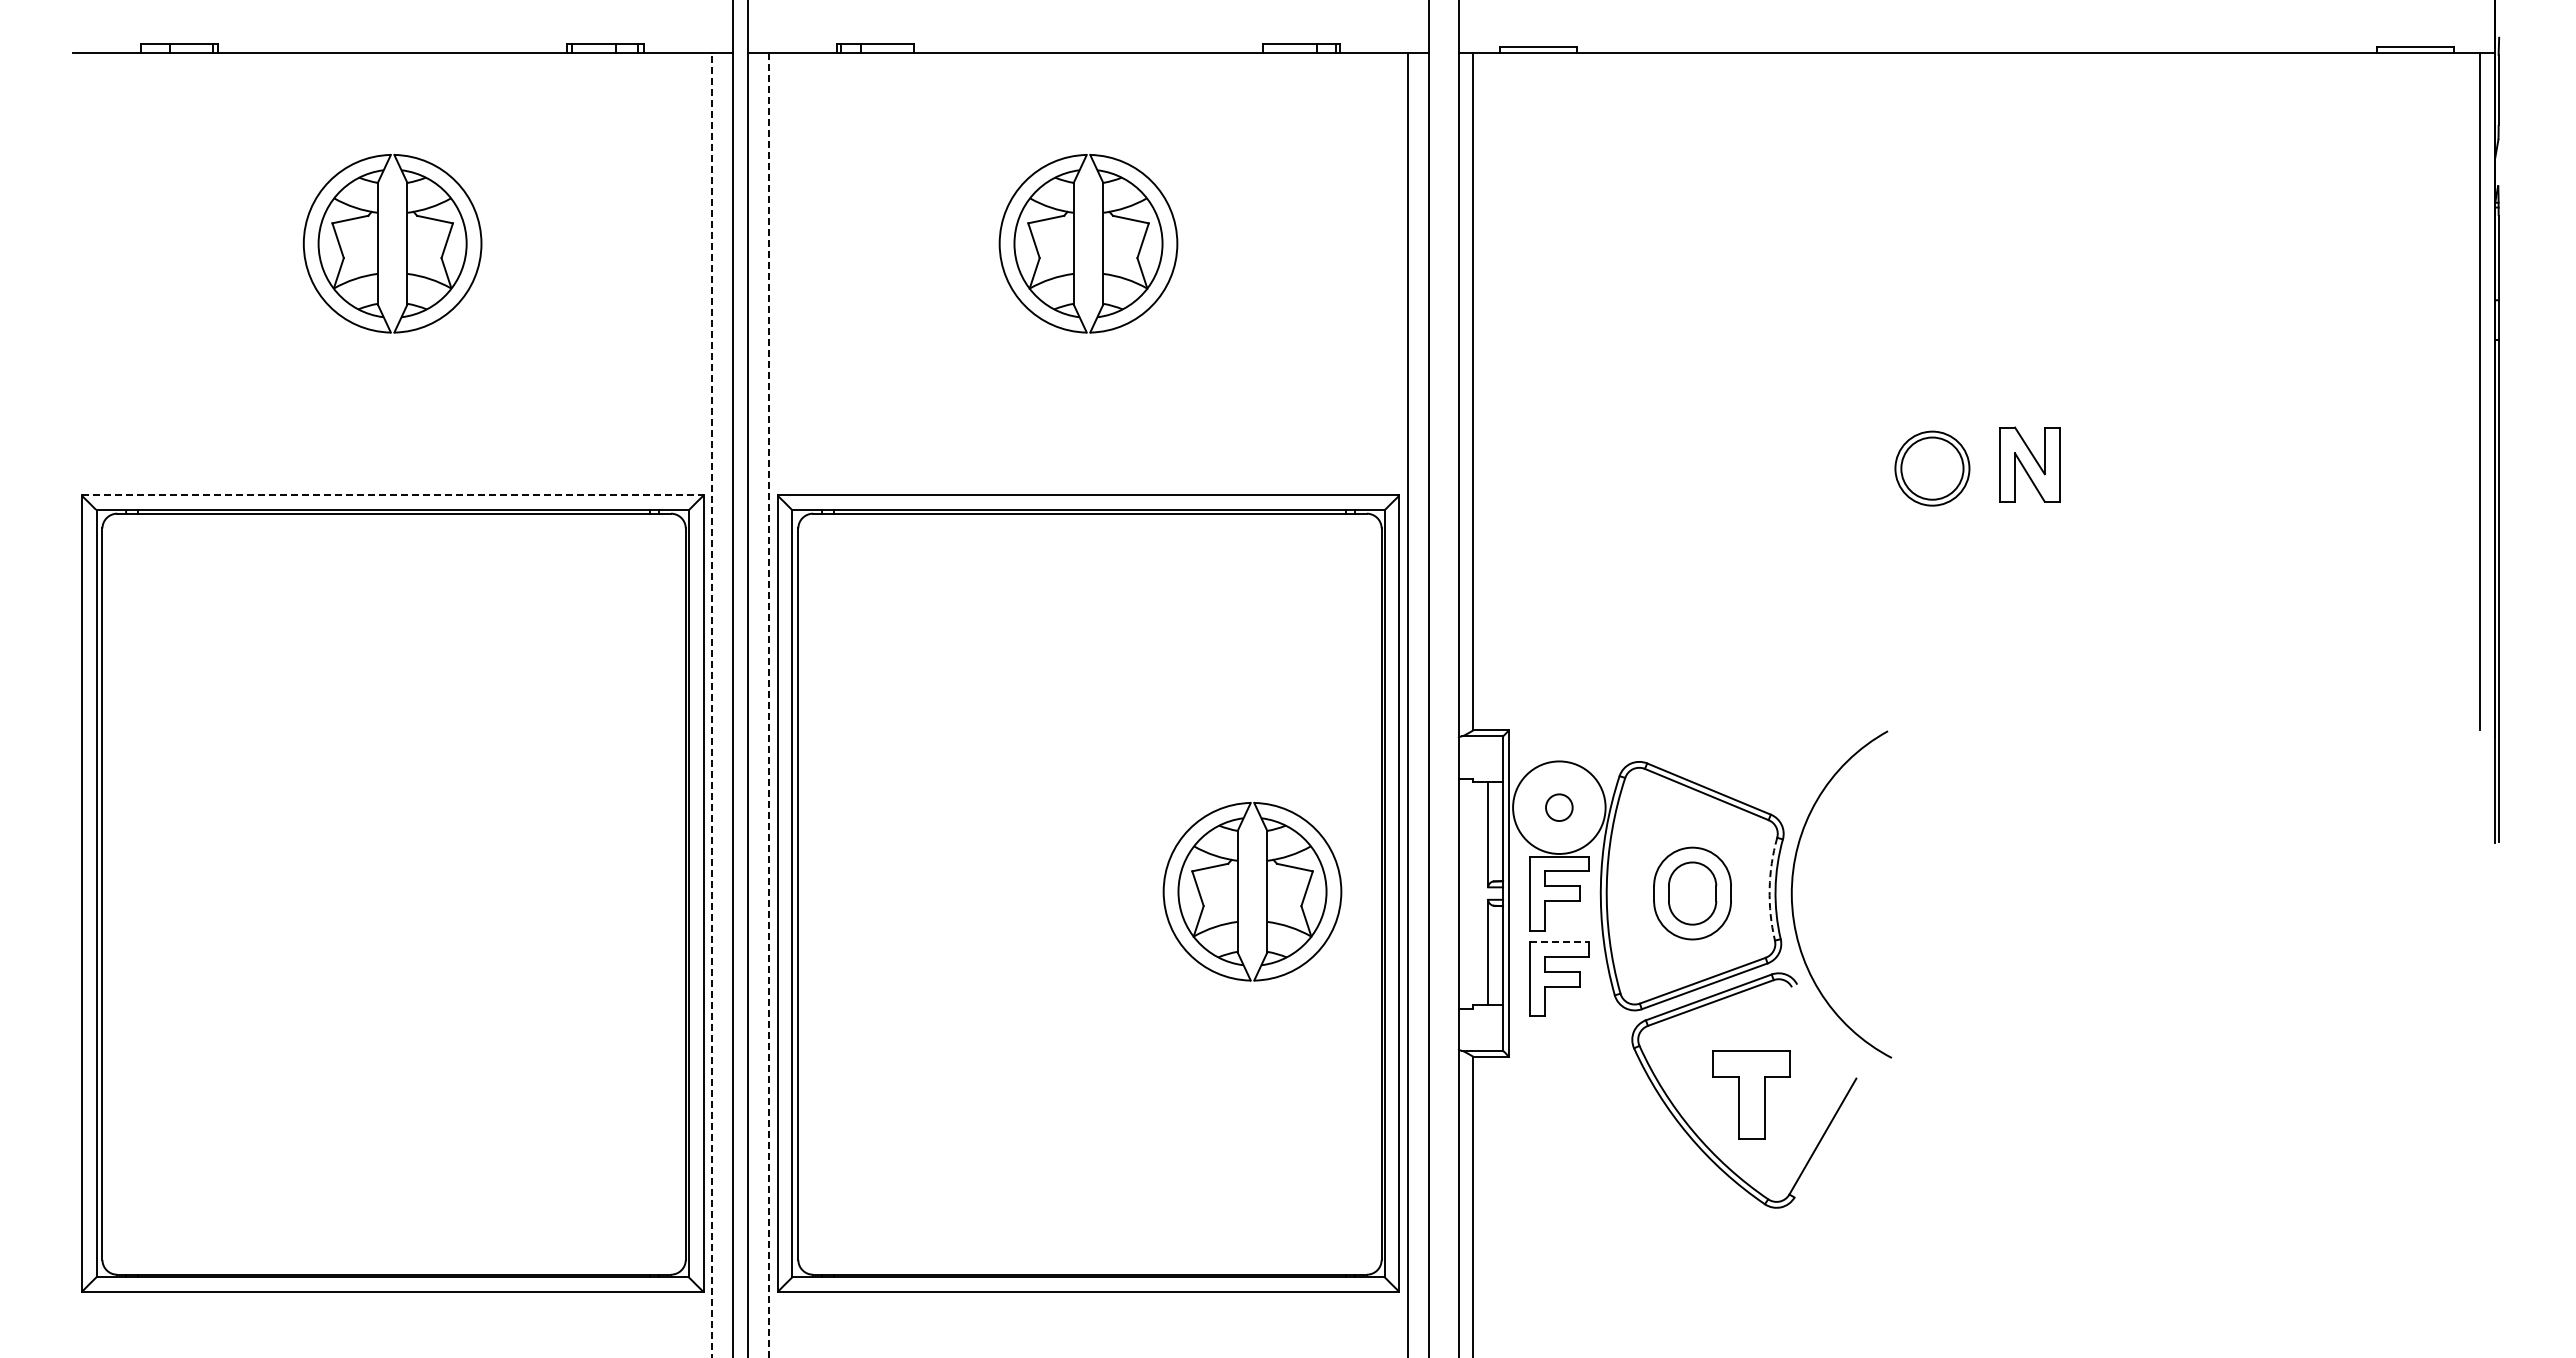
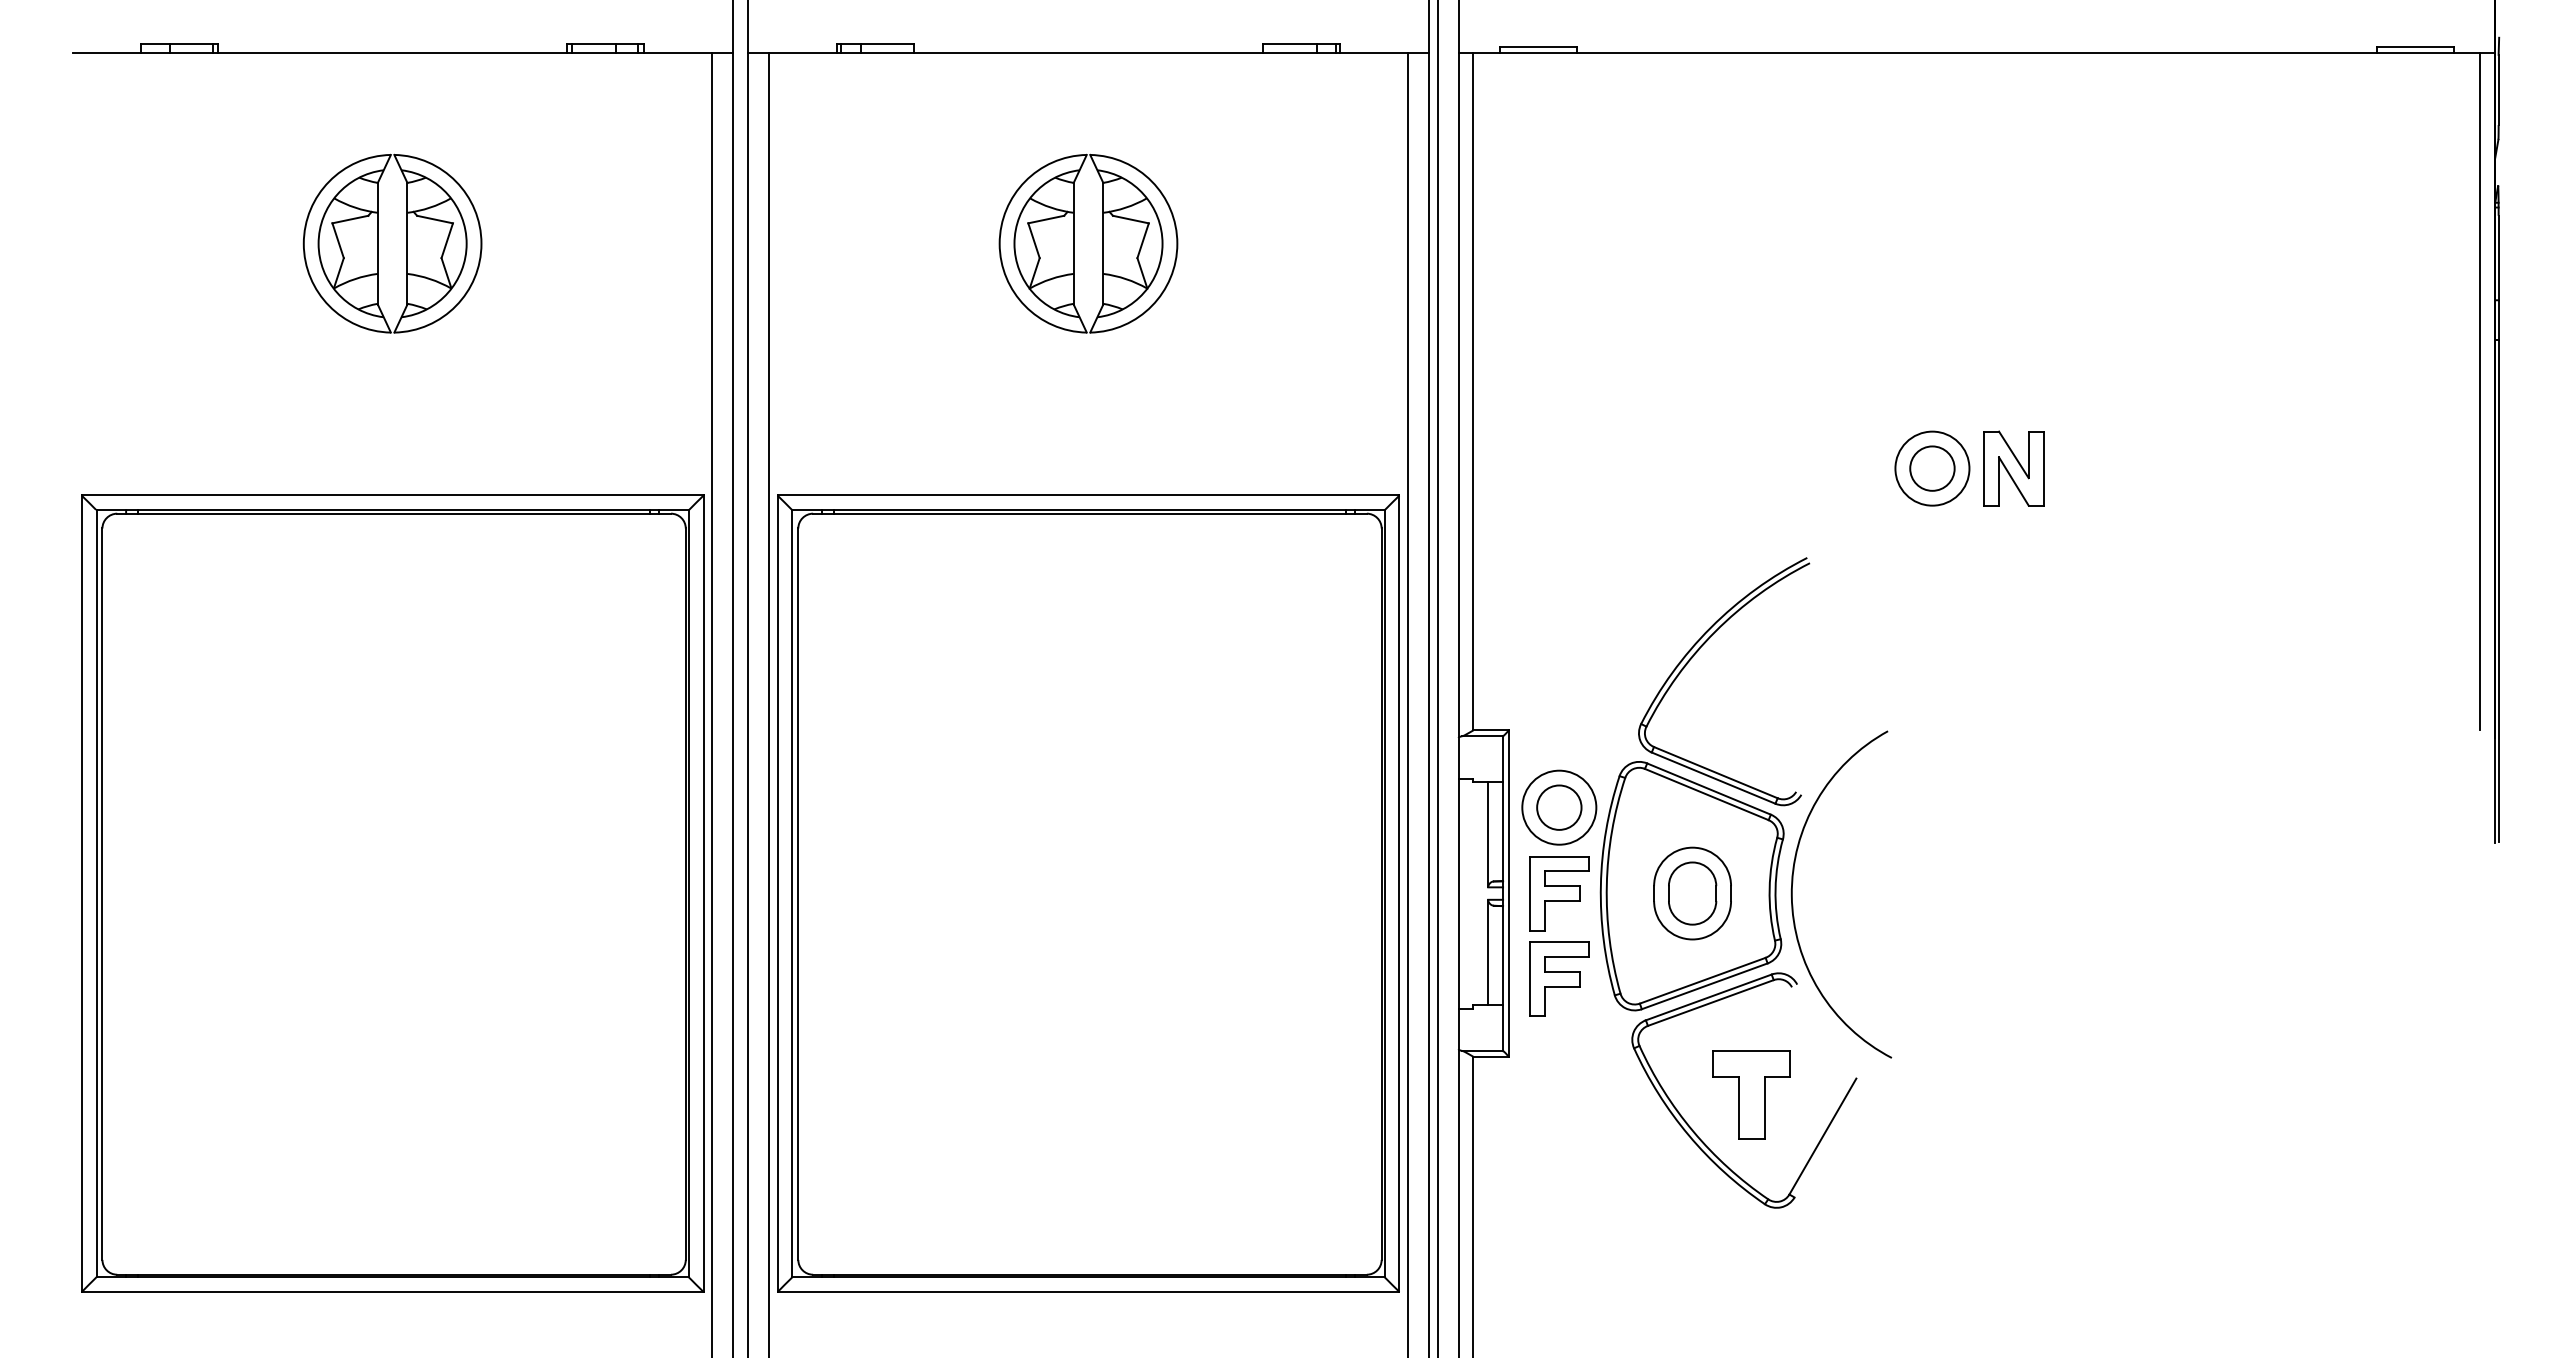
part position: (2029, 464) -> (2013, 468) (2013, 468)
circle diameter: 62 px -> 44 px (1932, 468)
line: dashed -> solid (392, 495)
part: none -> present (1693, 657)
line: none -> present (1437, 678)
line: dashed -> solid (712, 704)
line: dashed -> solid (768, 705)
circle diameter: 27 px -> 44 px (1559, 807)
circle diameter: 93 px -> 74 px (1559, 807)
arc: dashed -> solid (1769, 889)
part: present -> none (1238, 891)
line: dashed -> solid (1559, 942)
